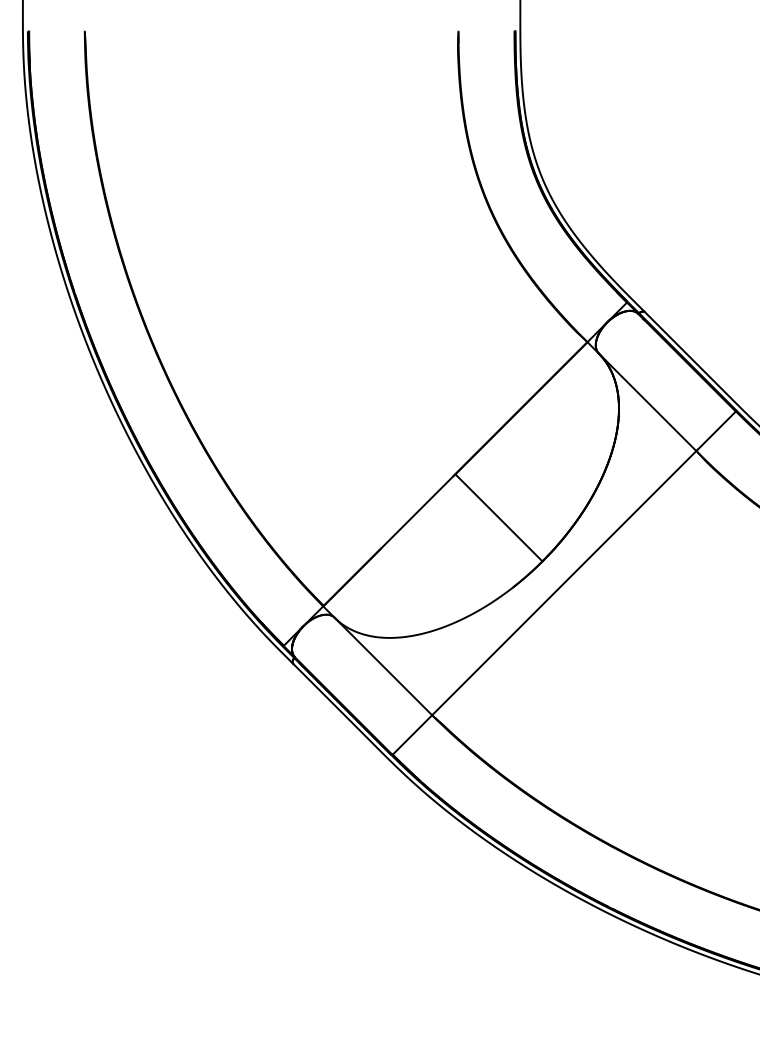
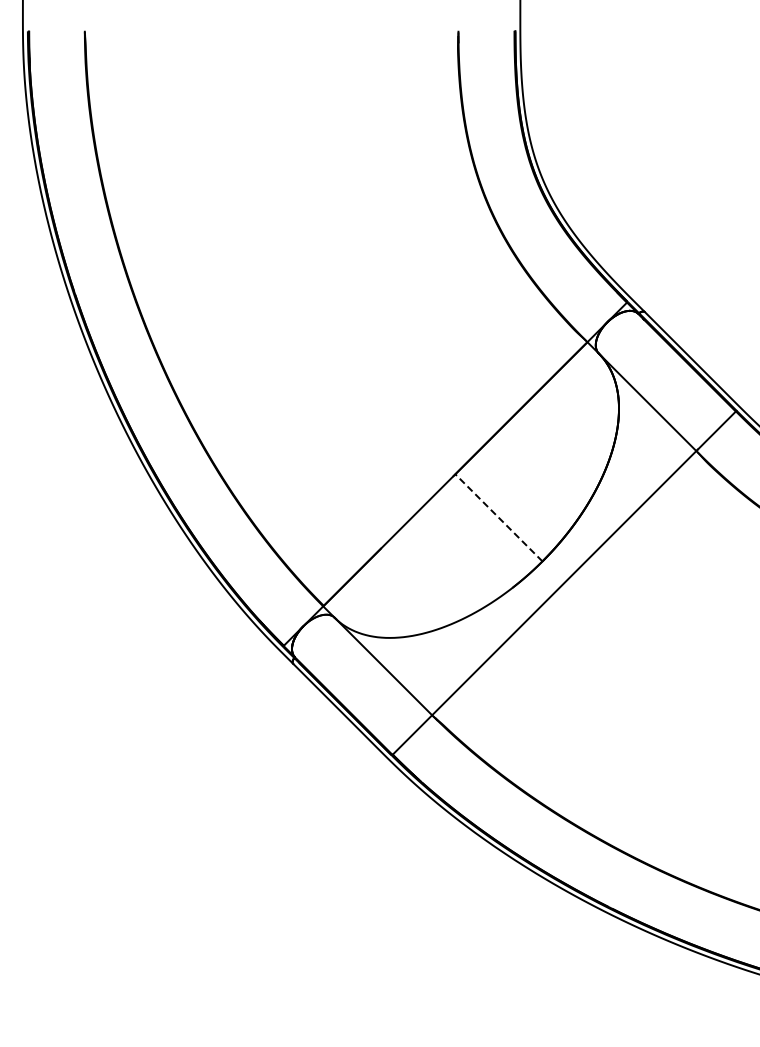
line: solid -> dashed (498, 517)
